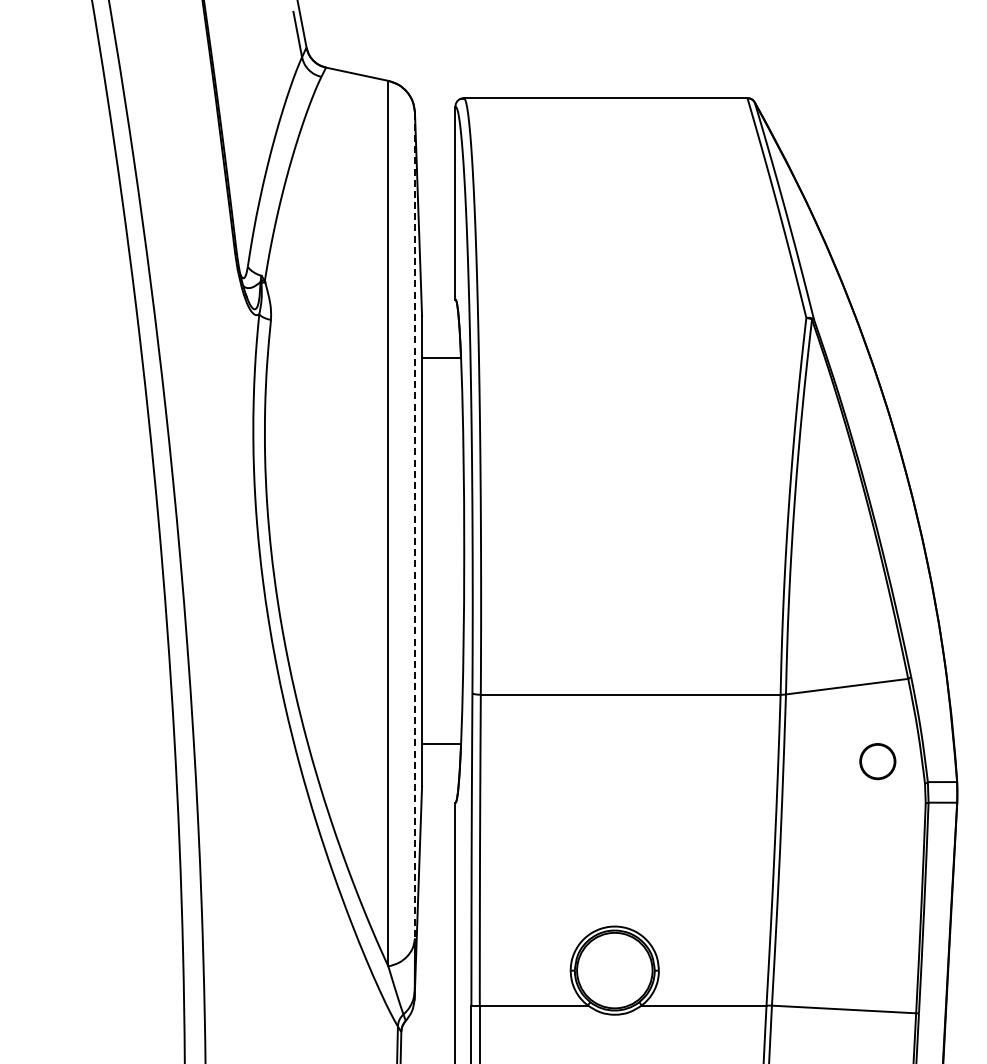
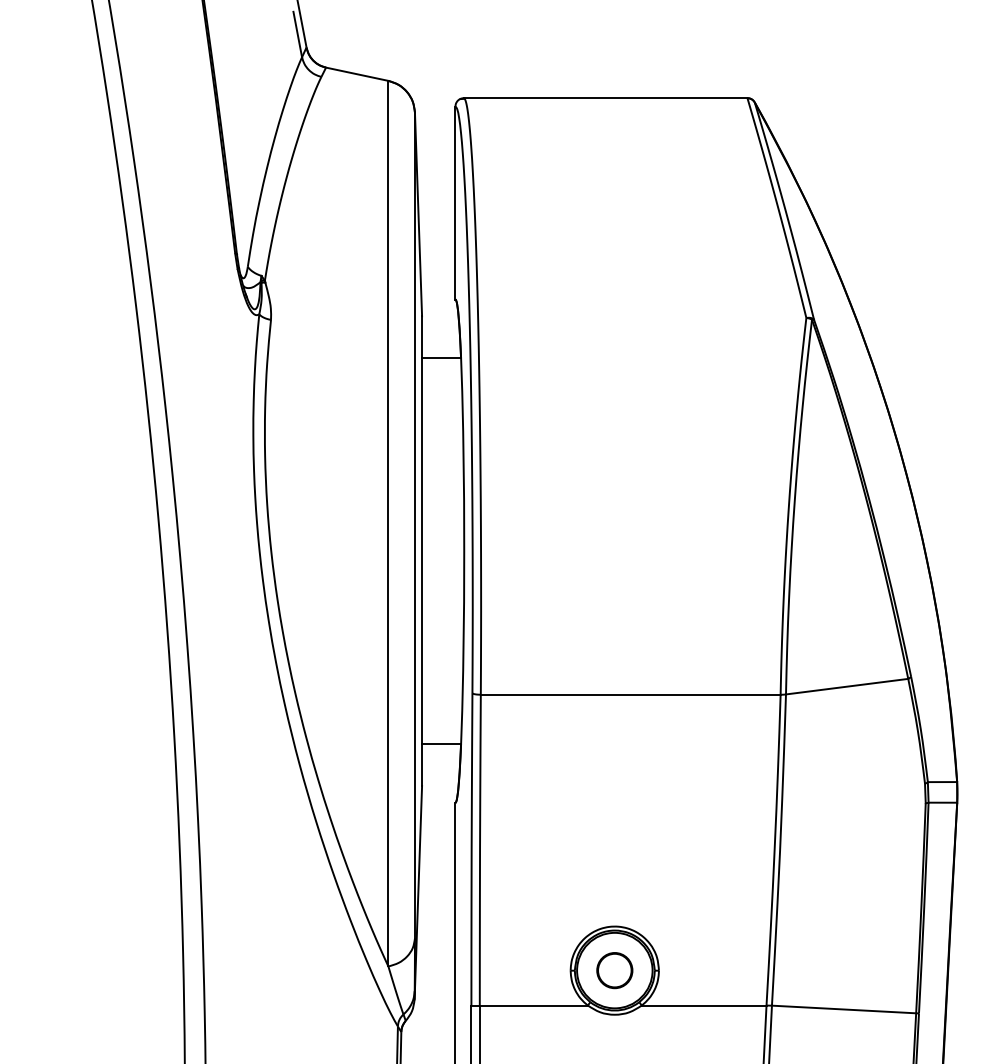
line: dashed -> solid (414, 525)
circle position: (877, 761) -> (614, 970) (614, 970)
